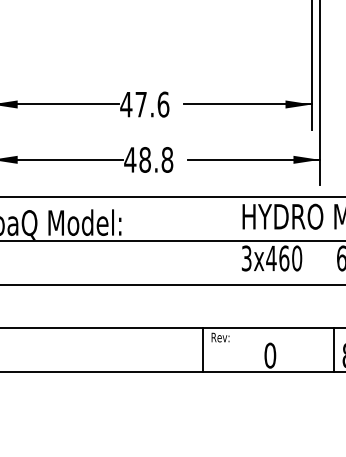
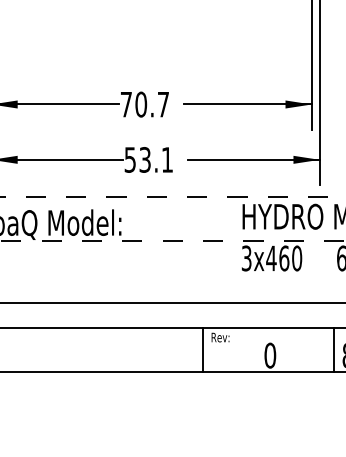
text: 47.6 -> 70.7 (144, 104)
text: 48.8 -> 53.1 (148, 159)
line: solid -> dashed (173, 197)
line: solid -> dashed (173, 241)
line position: (172, 284) -> (172, 302) (172, 302)
